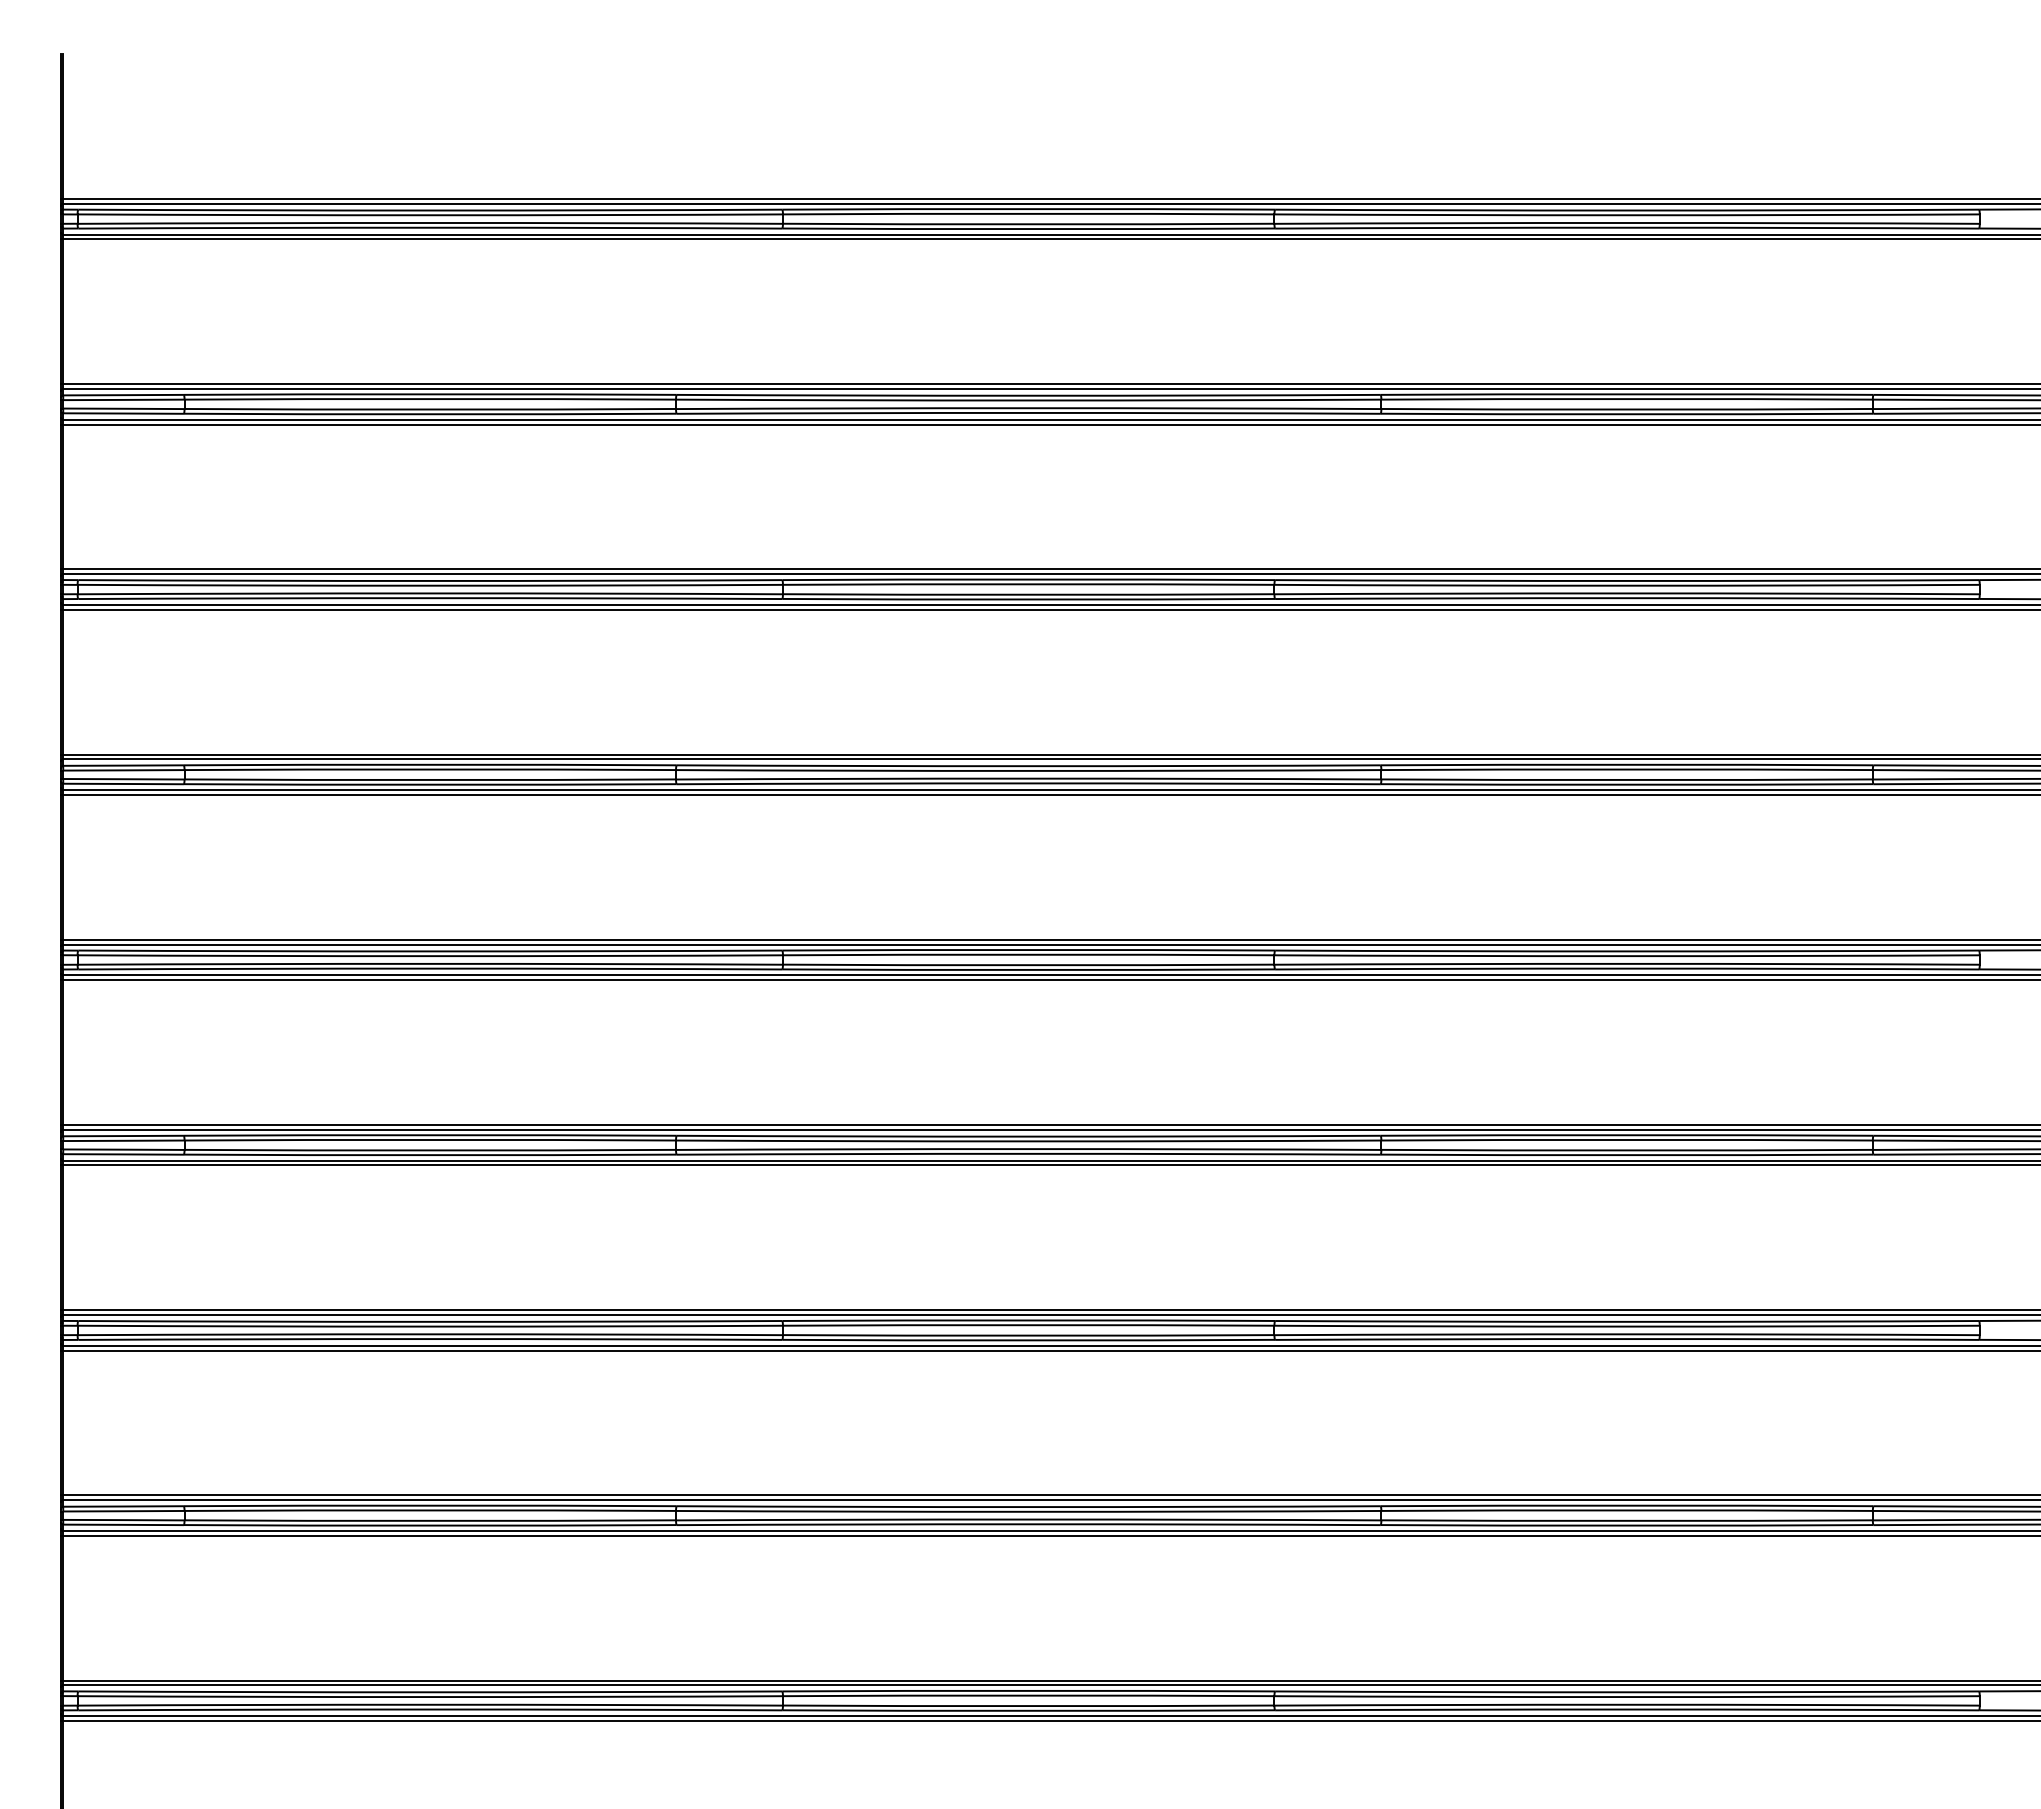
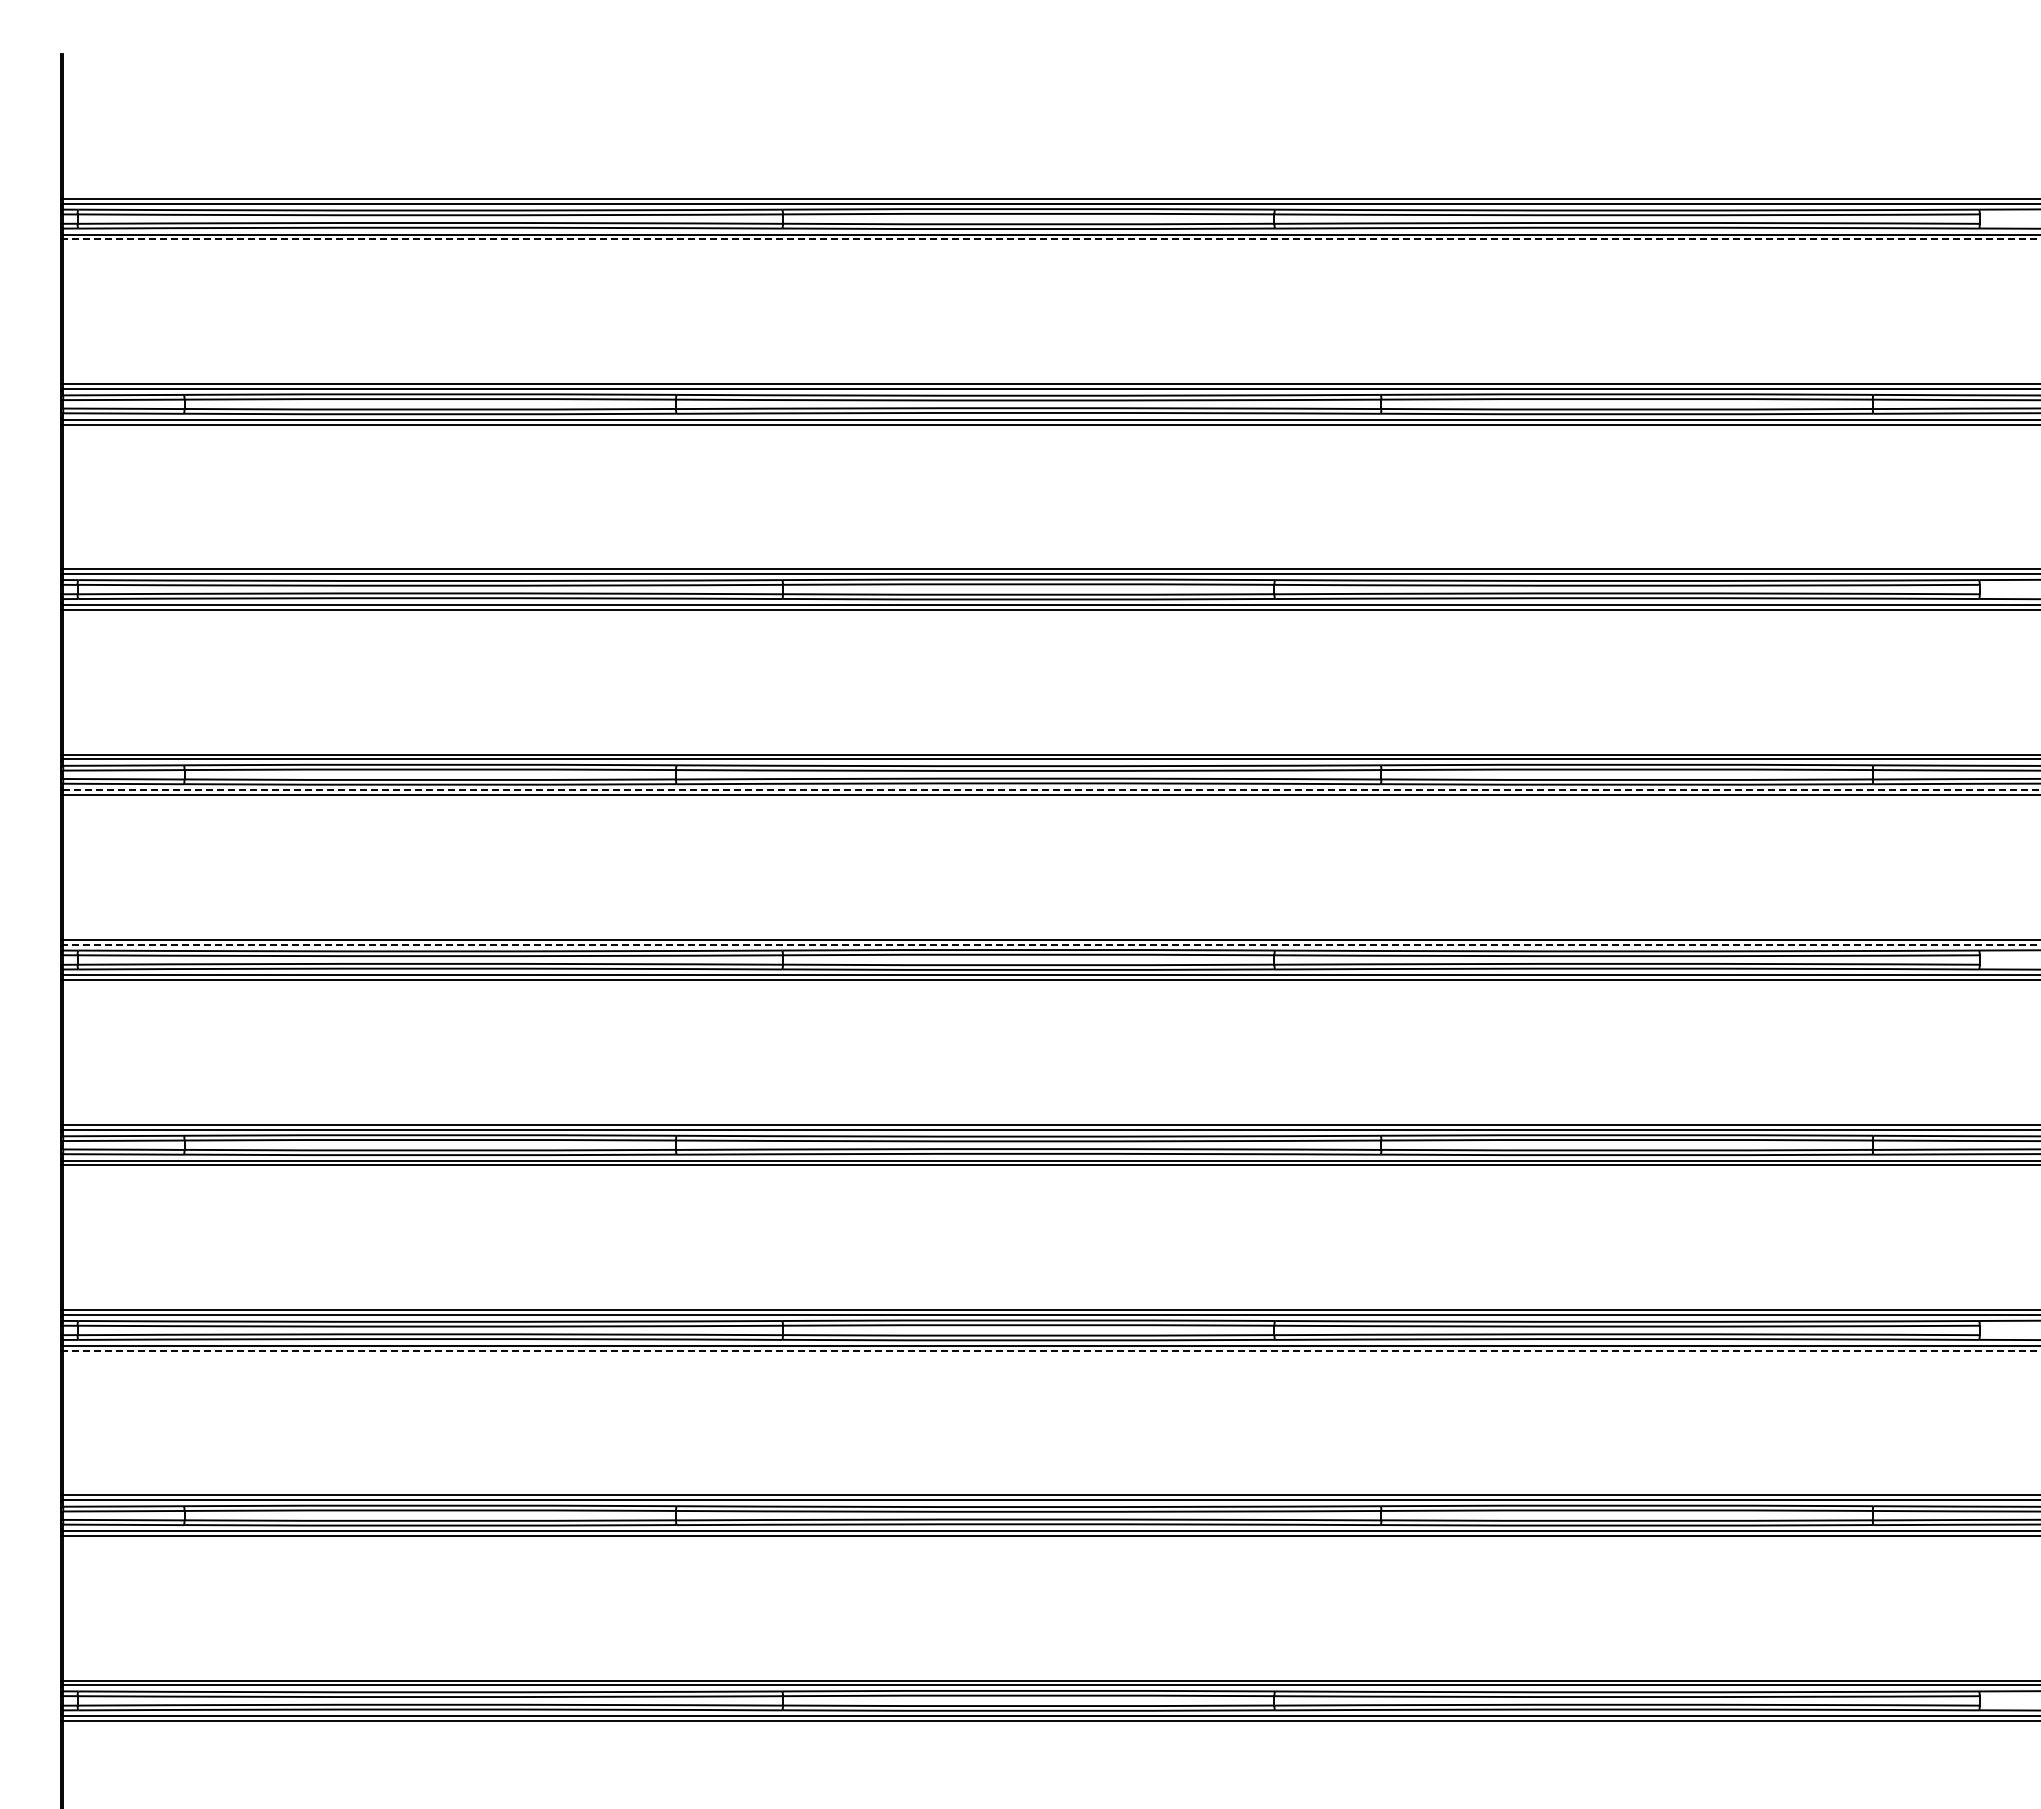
line: solid -> dashed (1051, 239)
line: solid -> dashed (1052, 790)
line: solid -> dashed (1051, 944)
line: solid -> dashed (1051, 1350)
